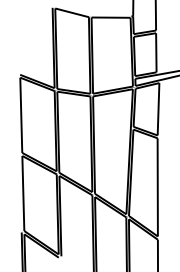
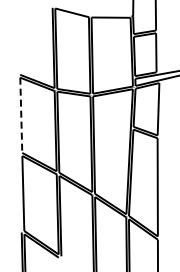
line: solid -> dashed (21, 115)
